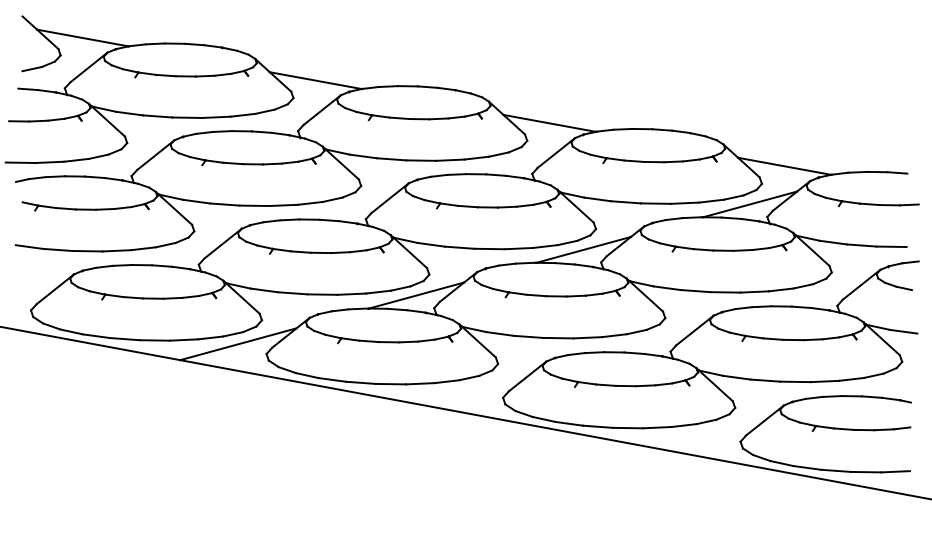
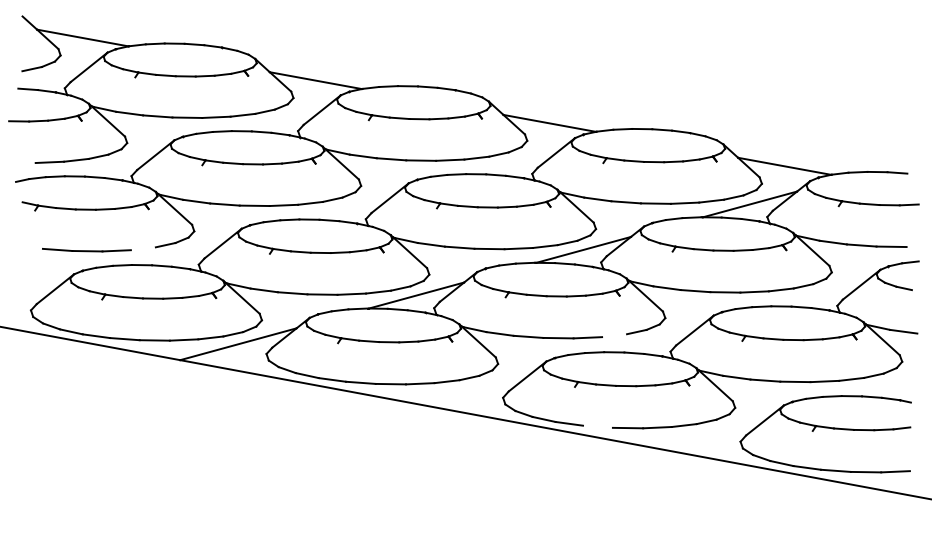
line: present -> none (20, 162)
line: present -> none (28, 246)
line: present -> none (142, 248)
line: present -> none (614, 335)
line: present -> none (597, 426)
